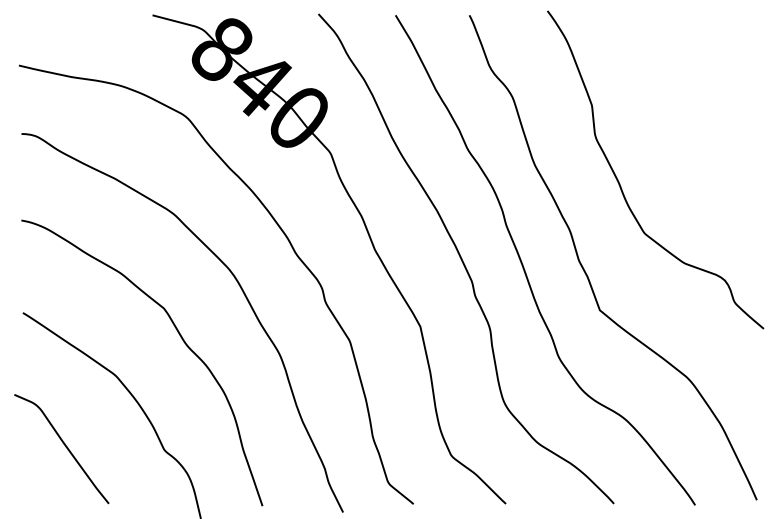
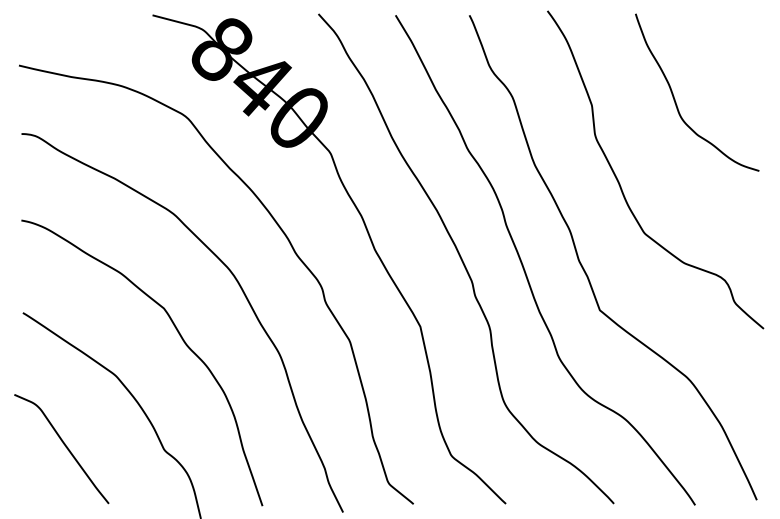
curve: none -> present (675, 99)
